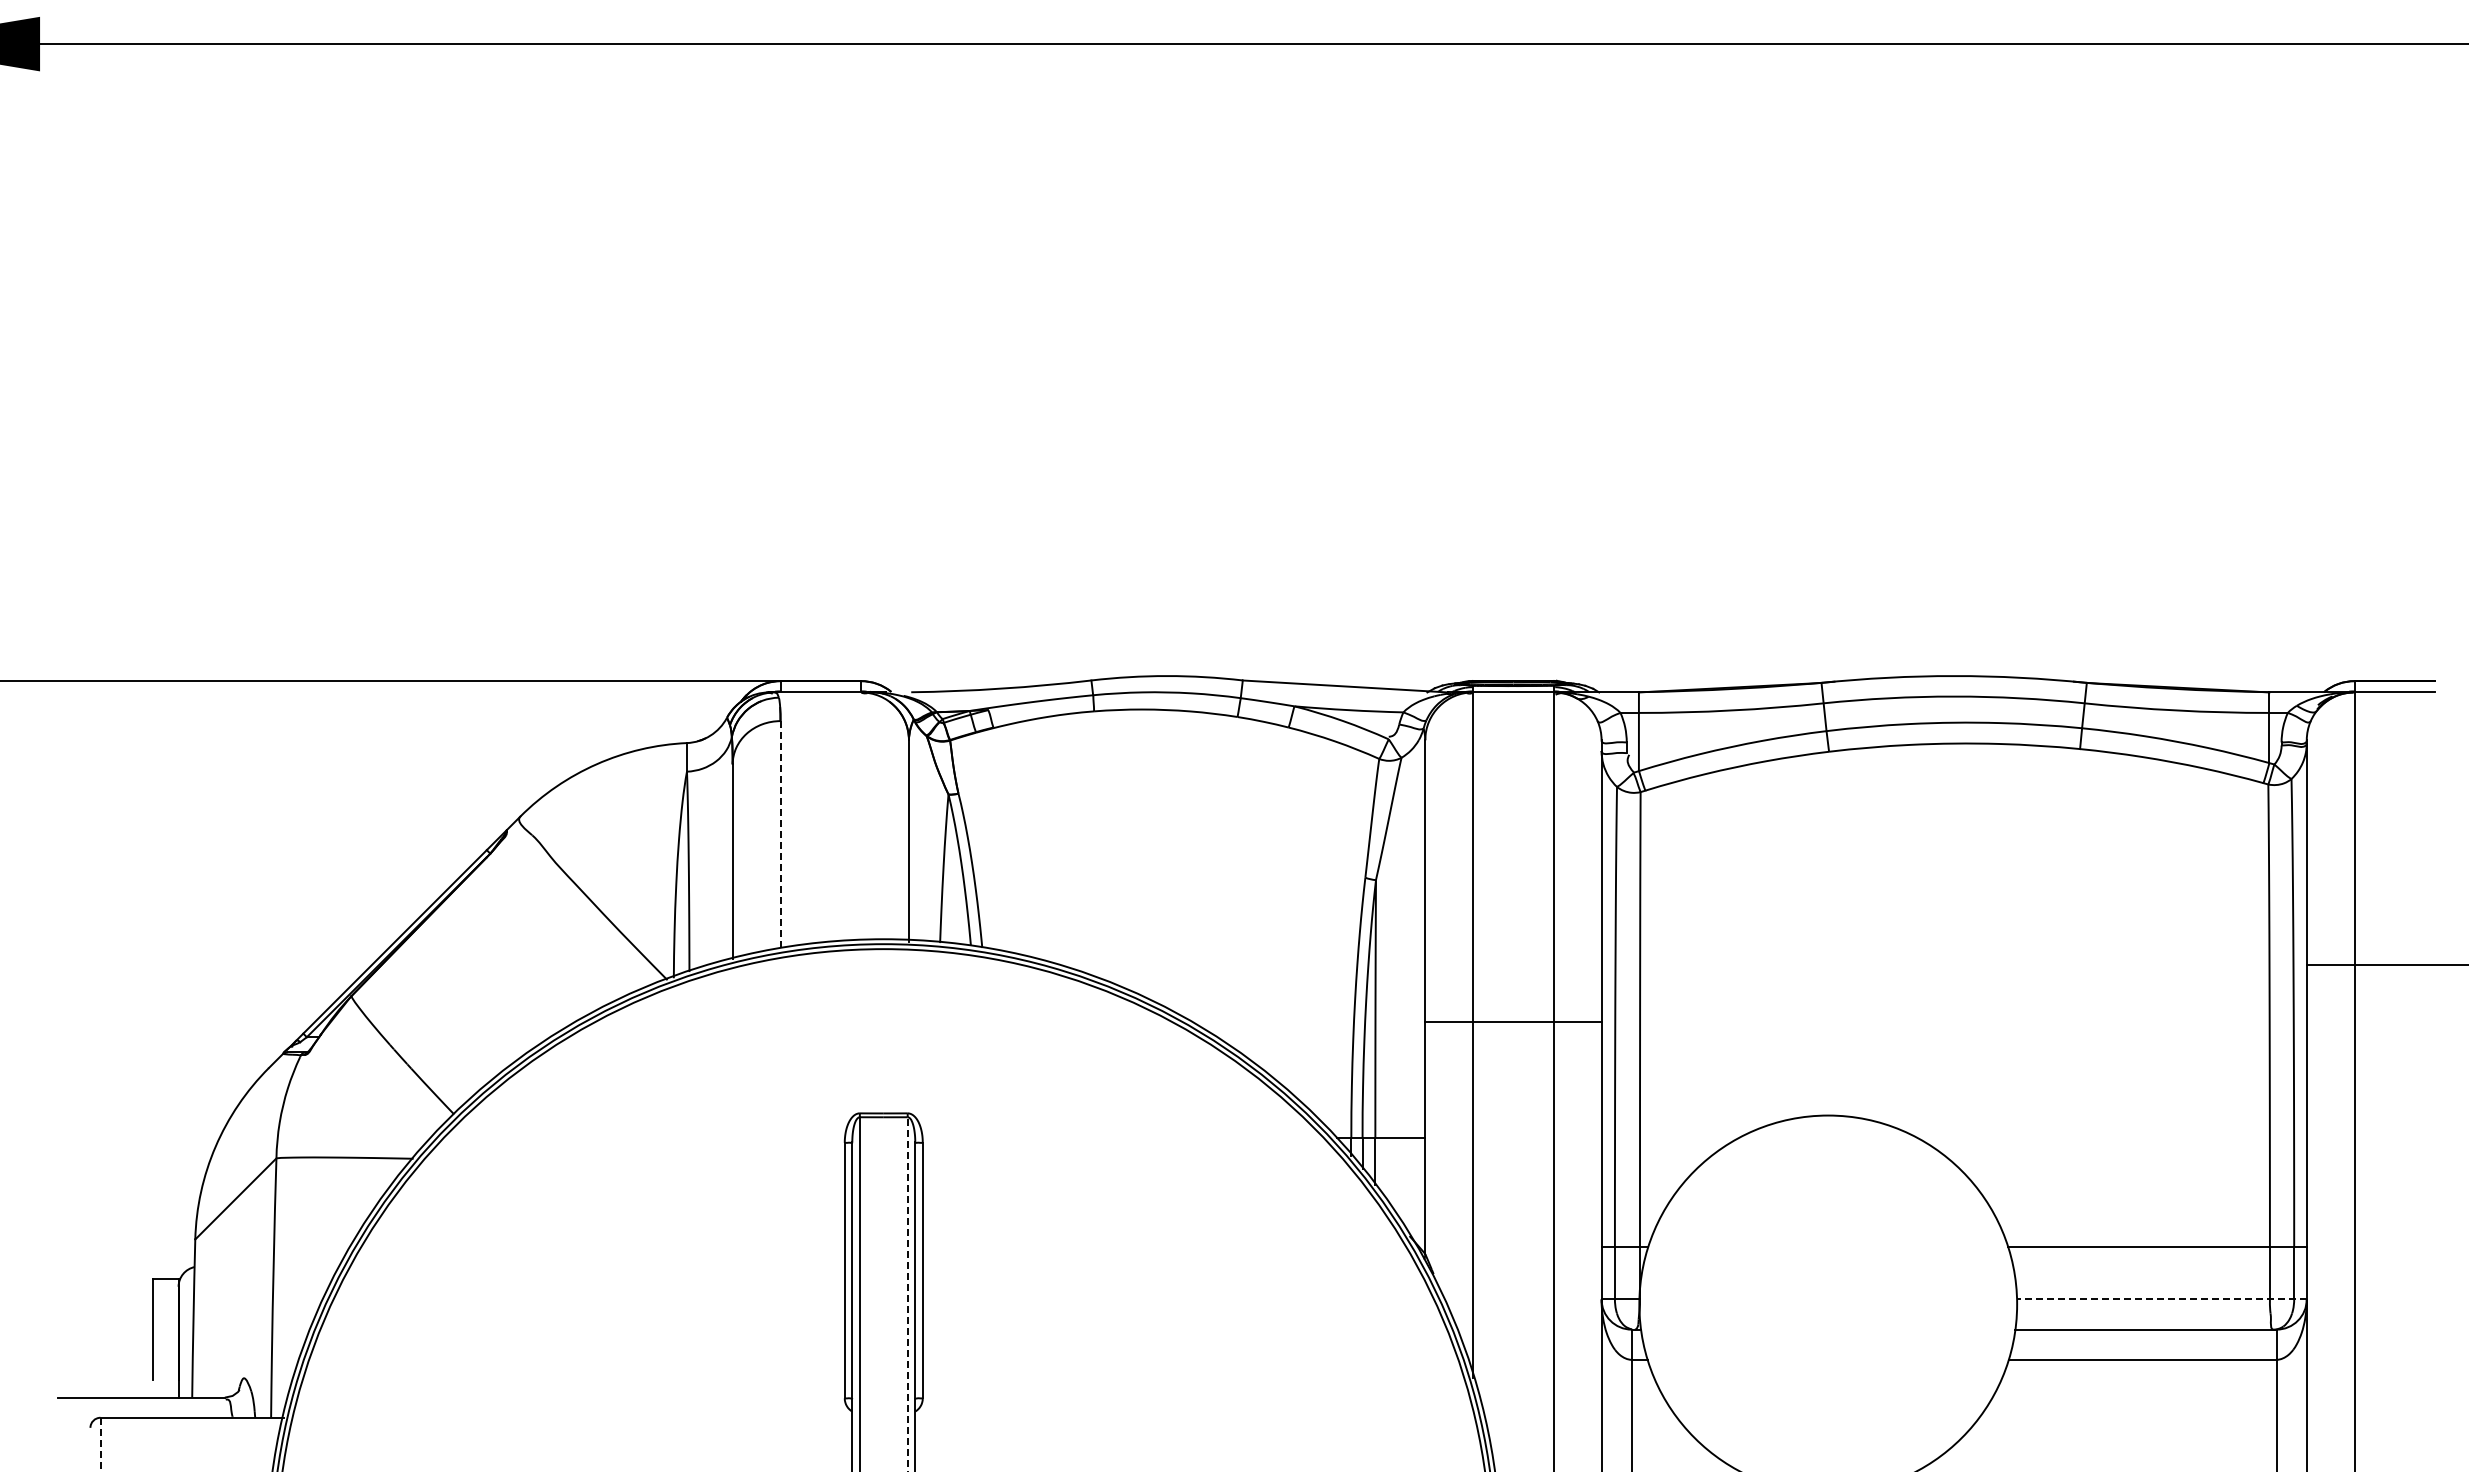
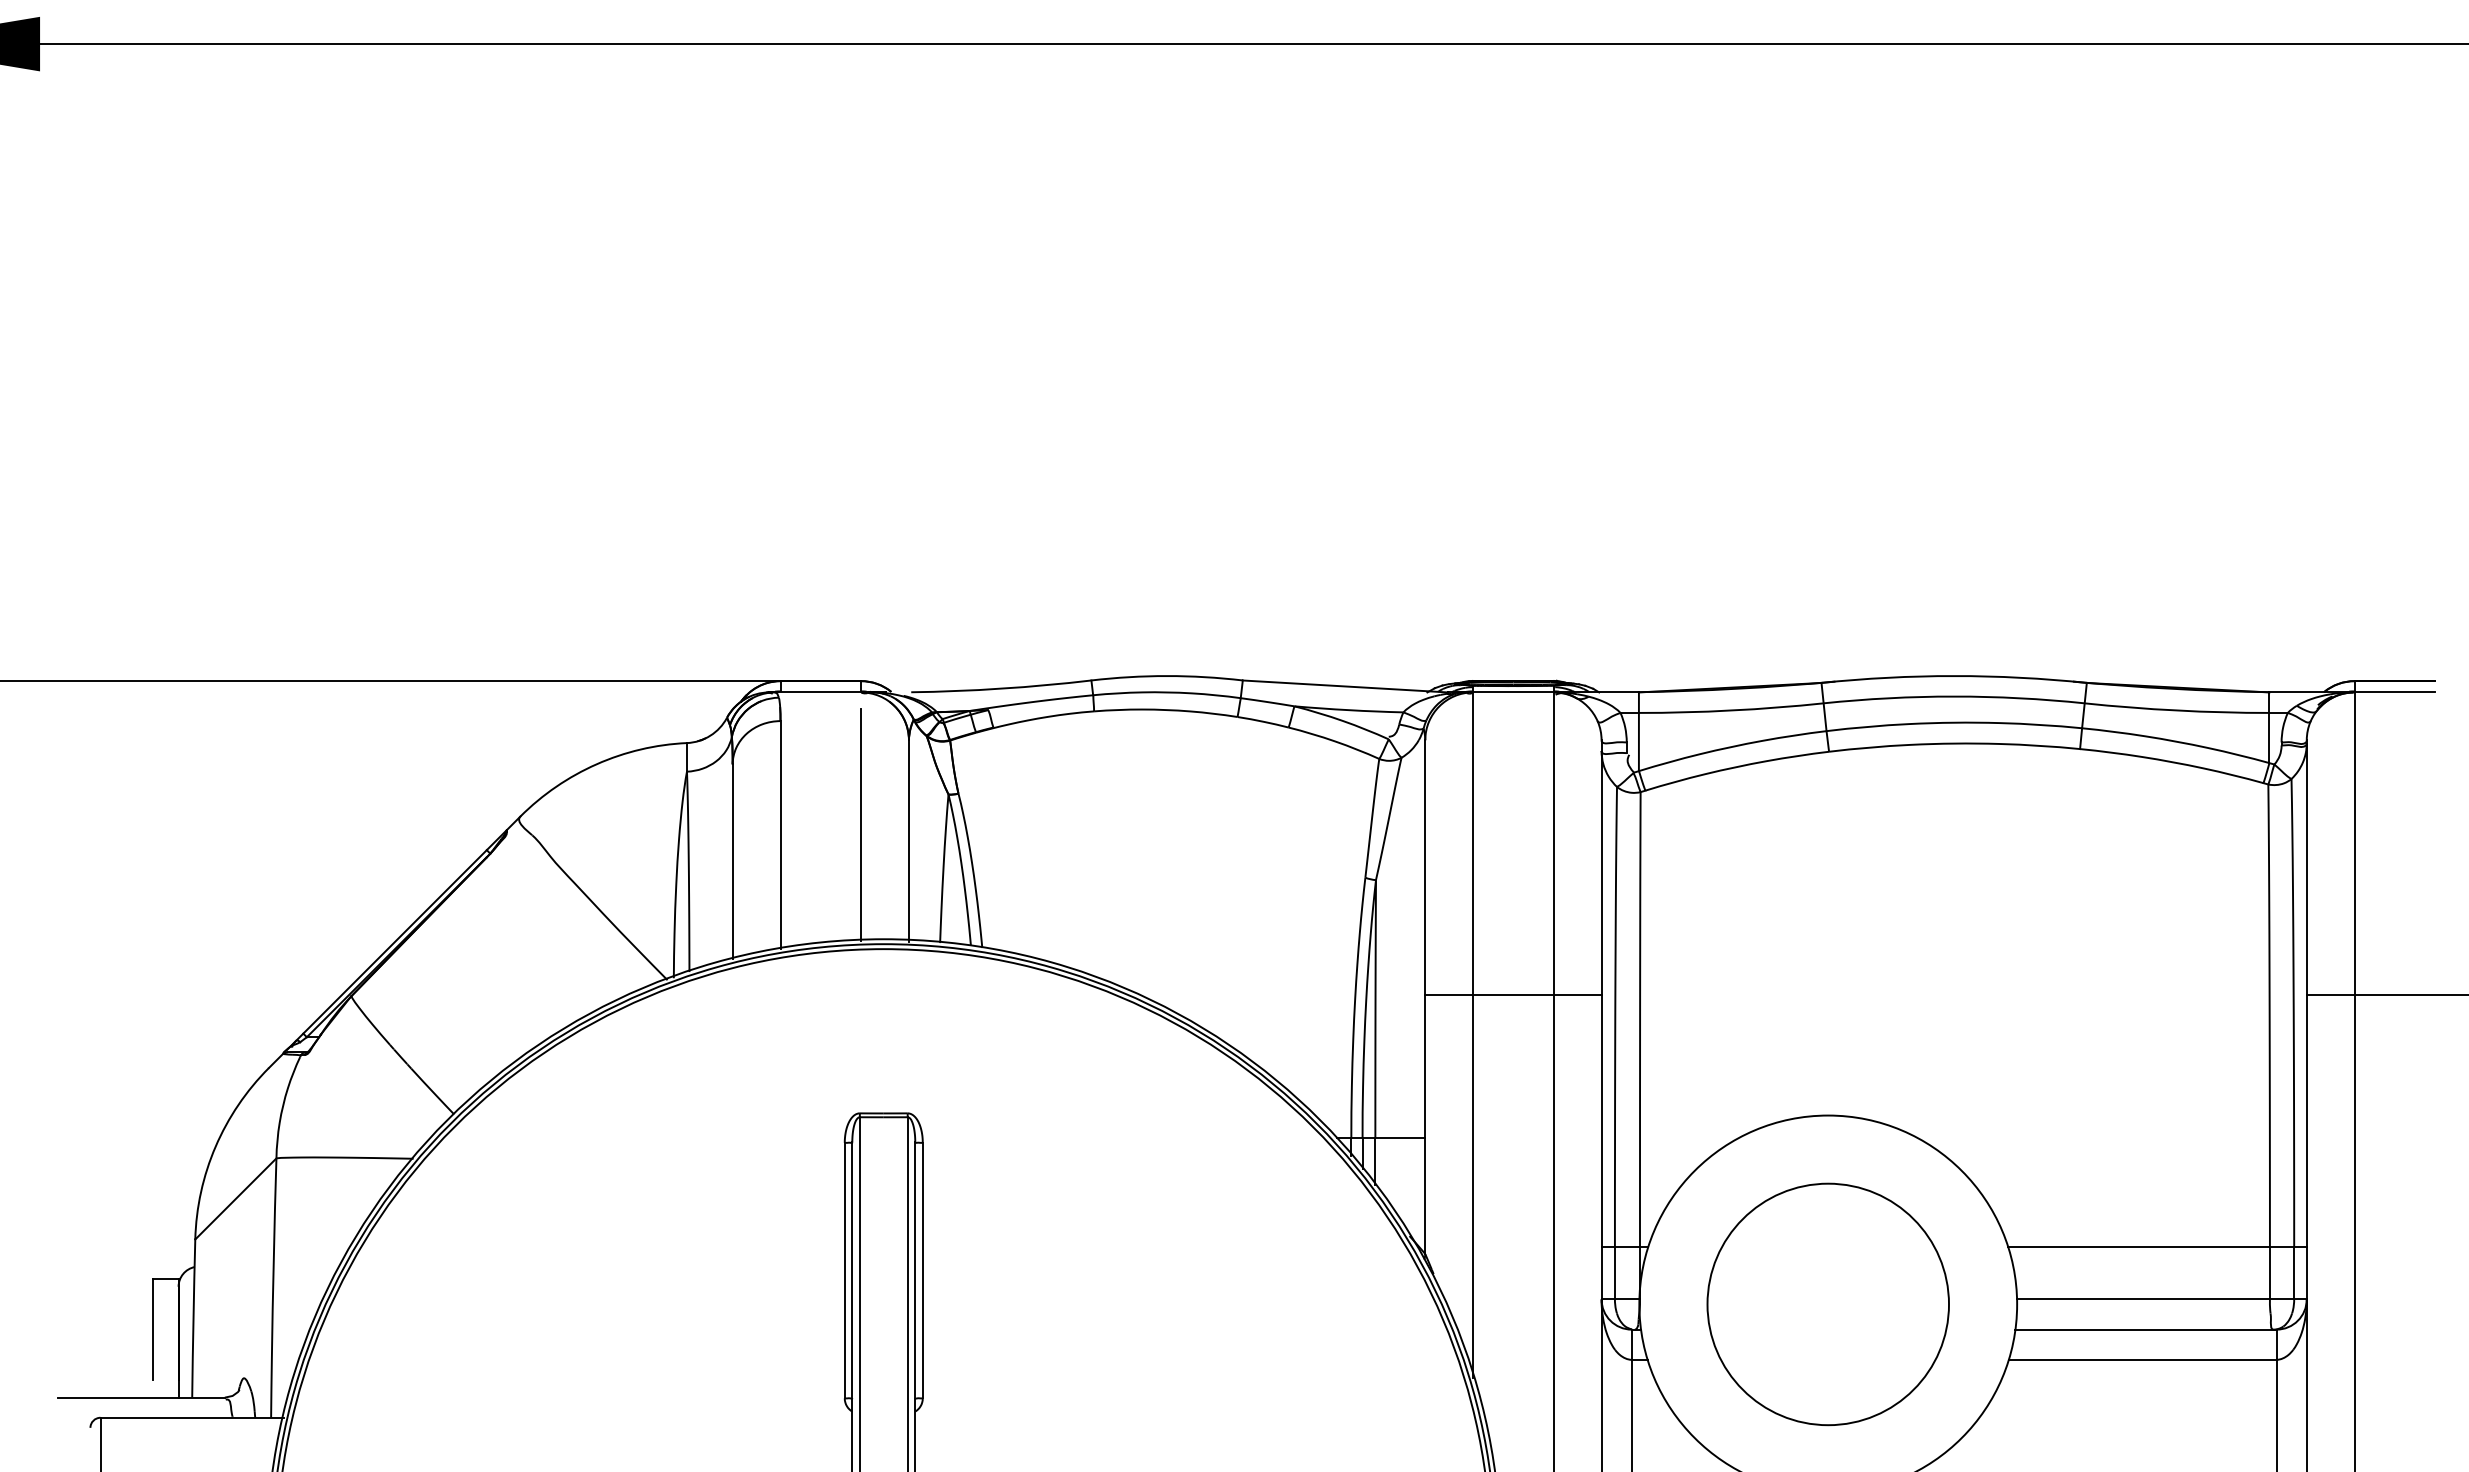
line: none -> present (861, 825)
line: dashed -> solid (780, 835)
line position: (2385, 964) -> (2385, 994) (2385, 994)
line position: (1513, 1021) -> (1513, 994) (1513, 994)
line: dashed -> solid (907, 1294)
line: dashed -> solid (2161, 1299)
circle: none -> present (1827, 1304)
line: dashed -> solid (100, 1444)
